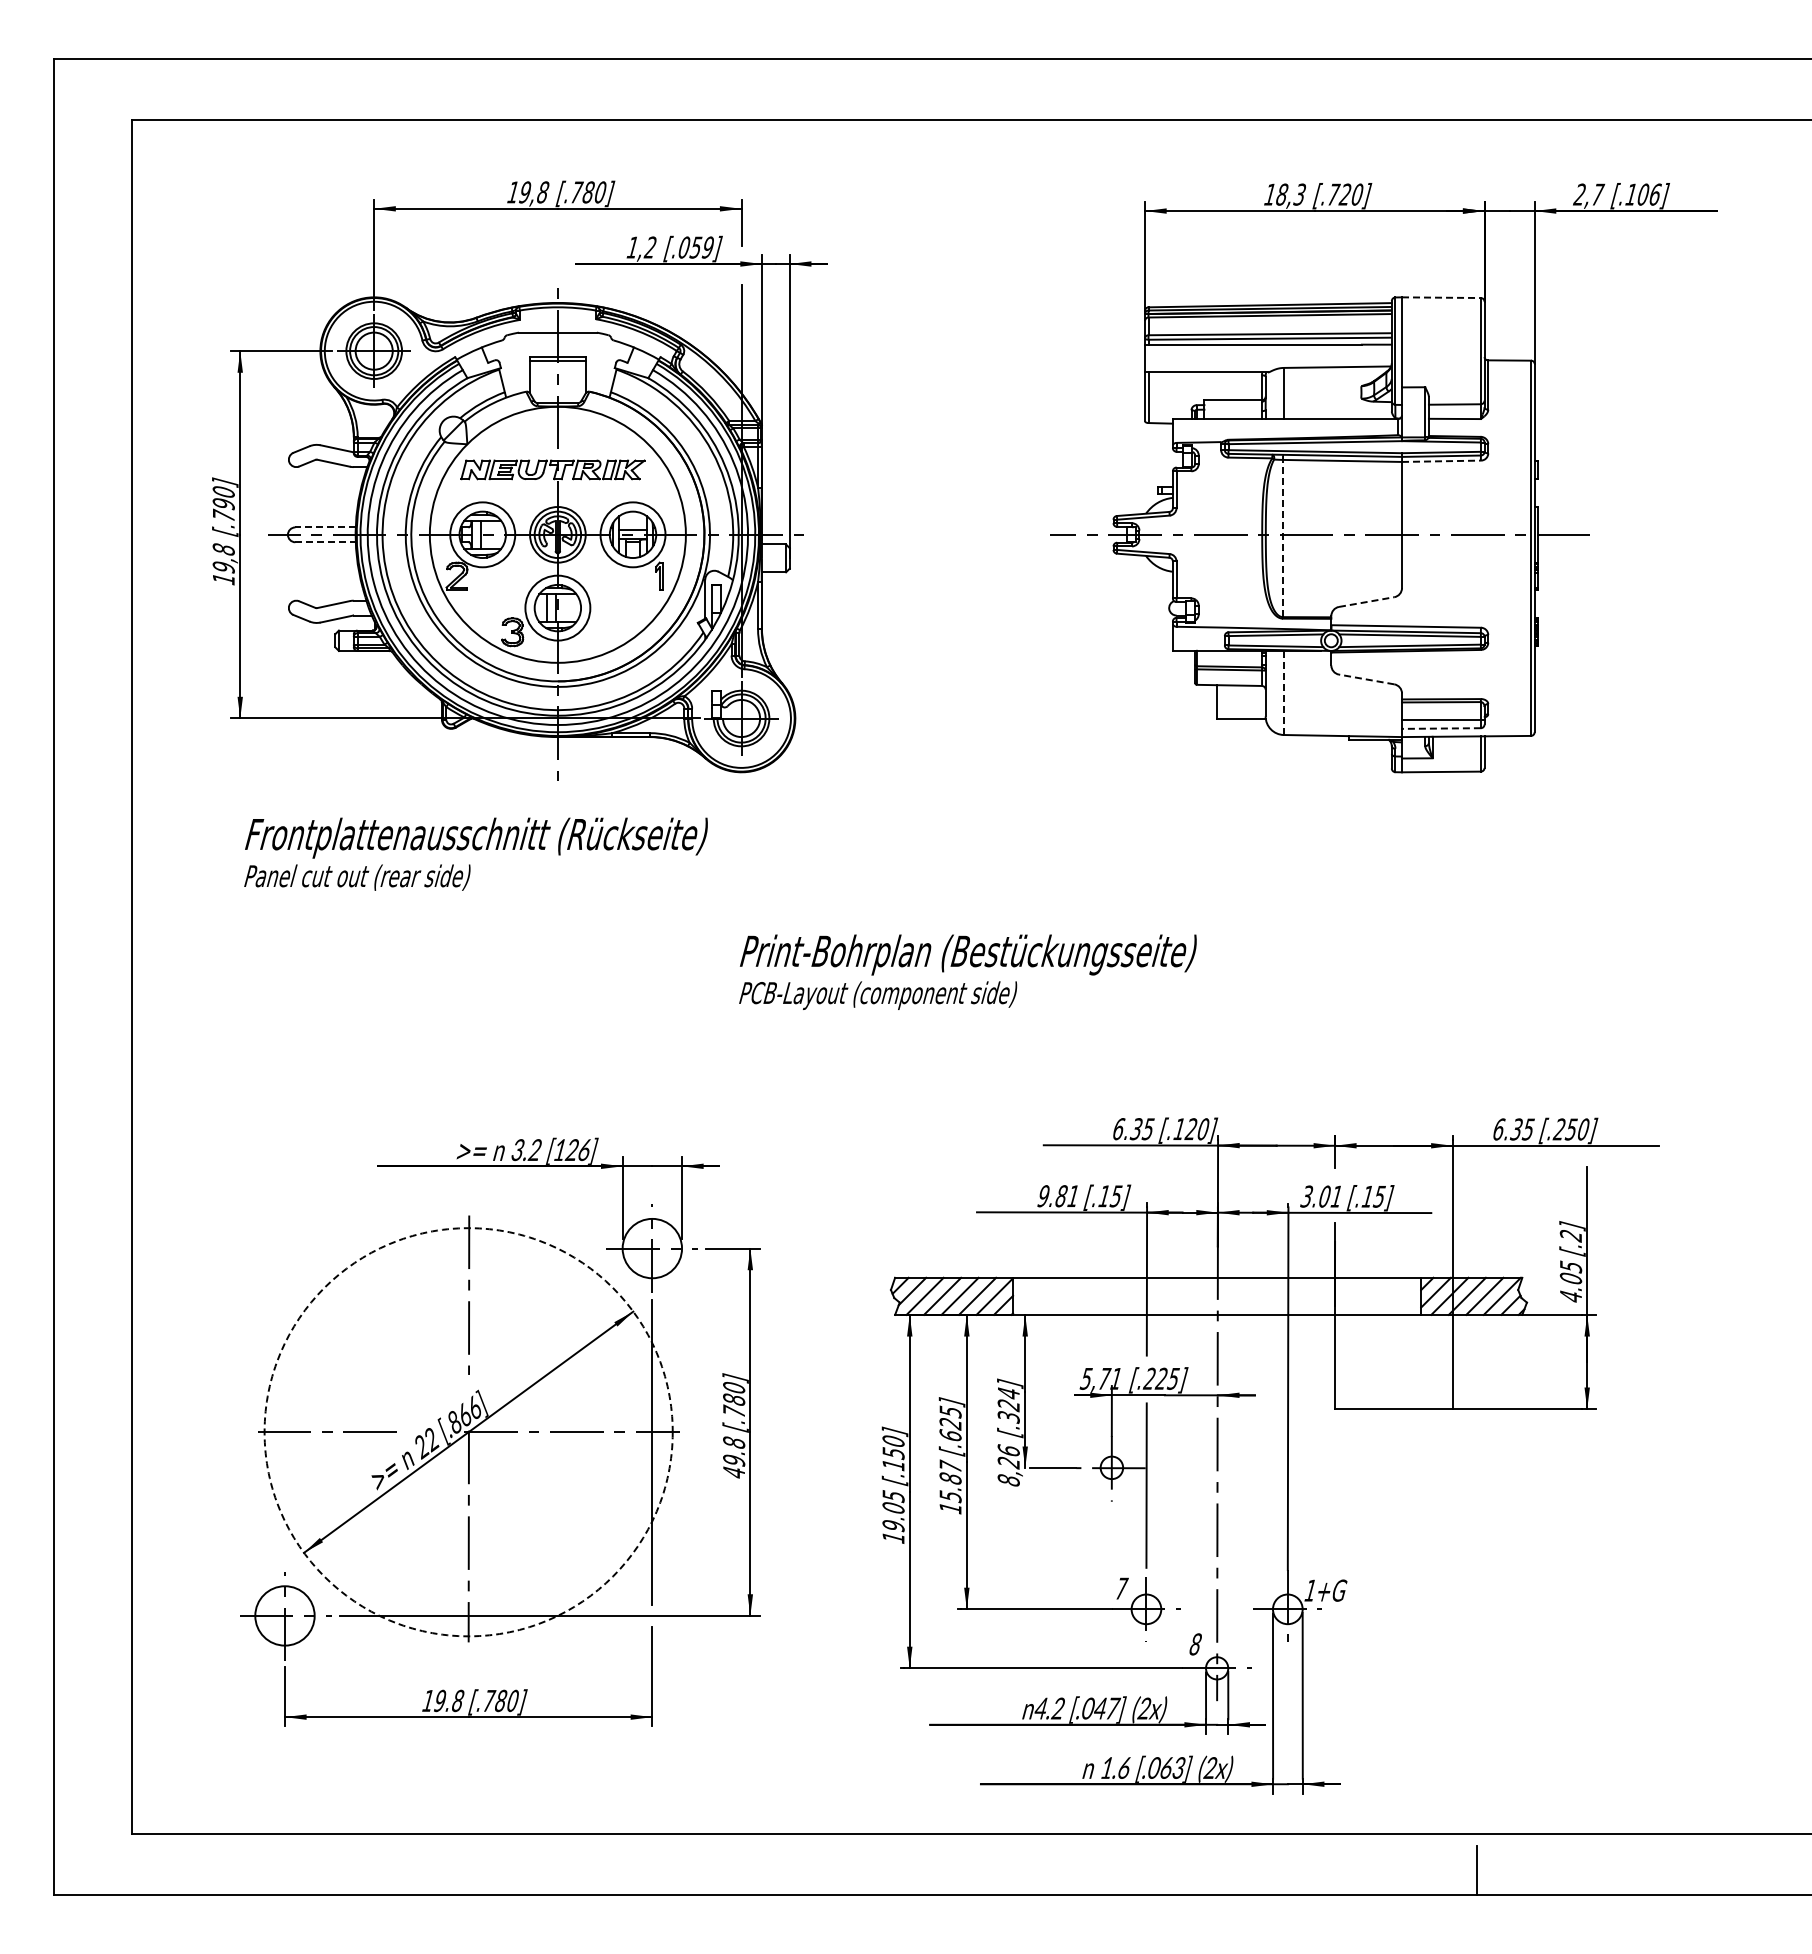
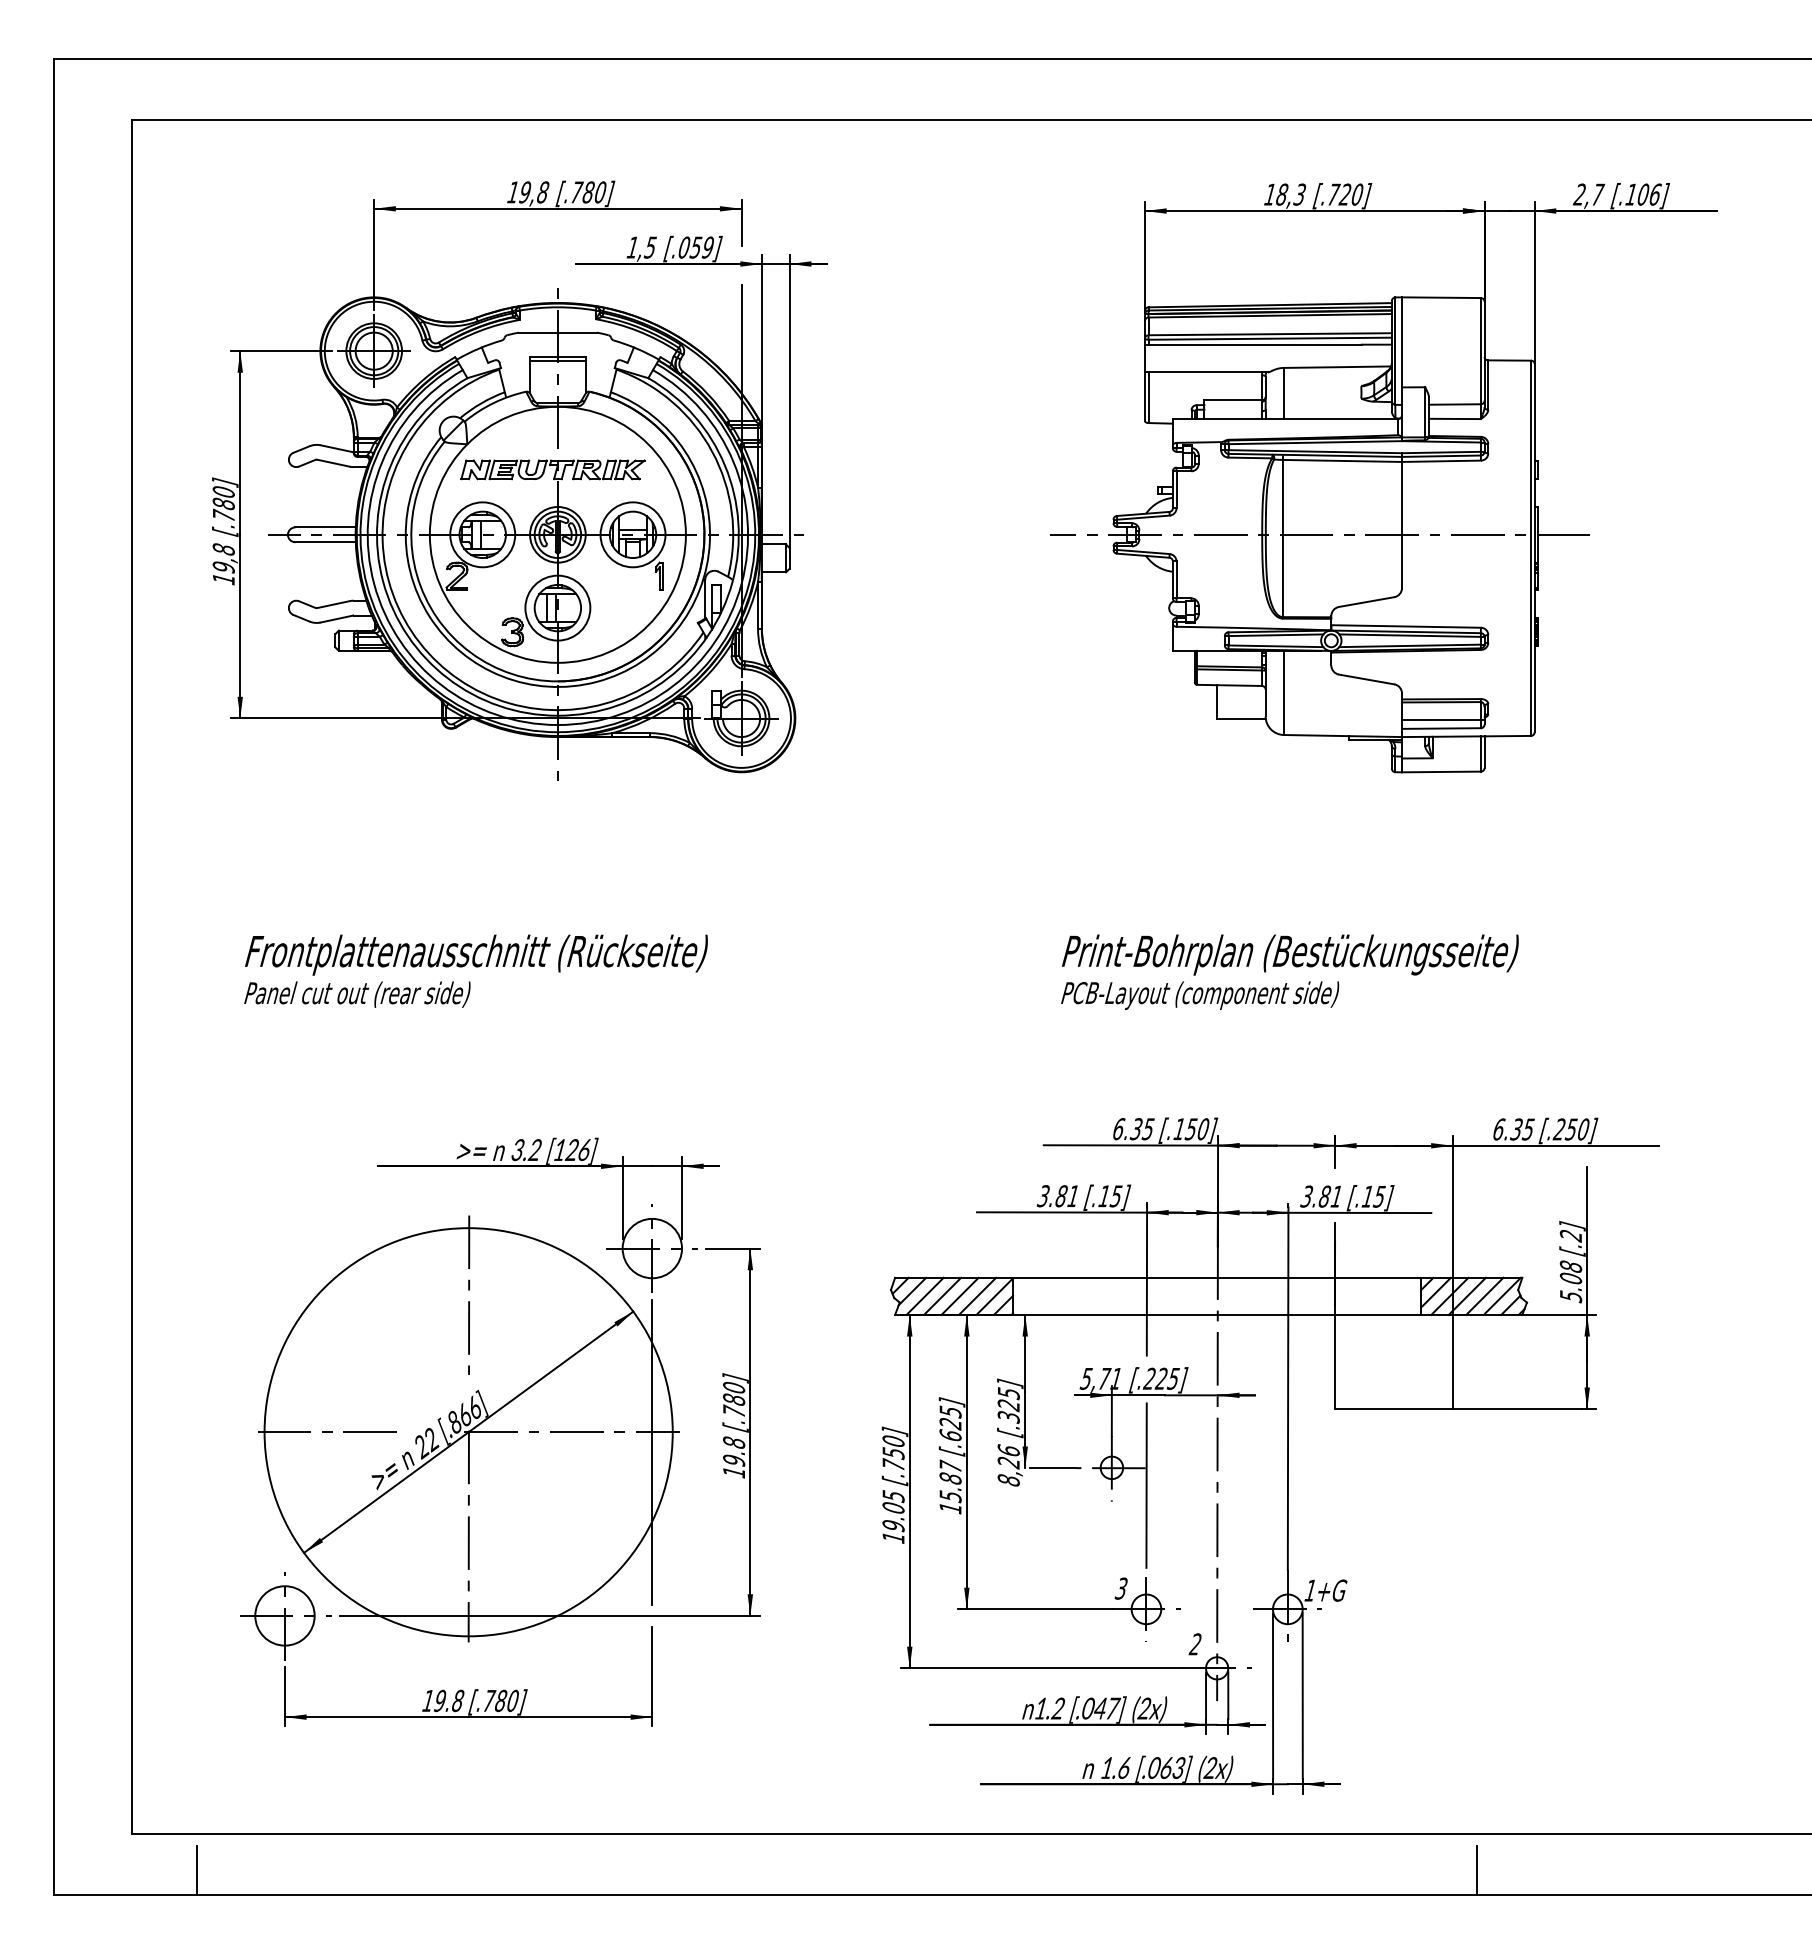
text: 1,2 -> 1,5 (649, 247)
line: dashed -> solid (1441, 297)
line: dashed -> solid (1441, 461)
text: [.790] -> [.780] (223, 503)
line: dashed -> solid (325, 527)
line: dashed -> solid (1282, 538)
line: dashed -> solid (326, 542)
line: dashed -> solid (1367, 601)
line: dashed -> solid (1366, 679)
line: dashed -> solid (1283, 693)
line: dashed -> solid (1440, 728)
text position: (475, 853) -> (475, 970) (475, 970)
text position: (967, 971) -> (1289, 971) (1289, 971)
text: [.120] -> [.150] (1190, 1129)
text: 9.81 -> 3.81 (1042, 1196)
text: 3.01 -> 3.81 (1324, 1196)
text: 4.05 -> 5.08 (1570, 1281)
text: [.324] -> [.325] (1008, 1393)
circle: dashed -> solid (468, 1432)
text: [.150] -> [.750] (893, 1464)
text: 49.8 -> 19.8 (733, 1472)
text: 7 -> 3 (1121, 1588)
text: 8 -> 2 (1194, 1644)
text: 4.2 -> 1.2 (1040, 1708)
line: none -> present (196, 1870)
